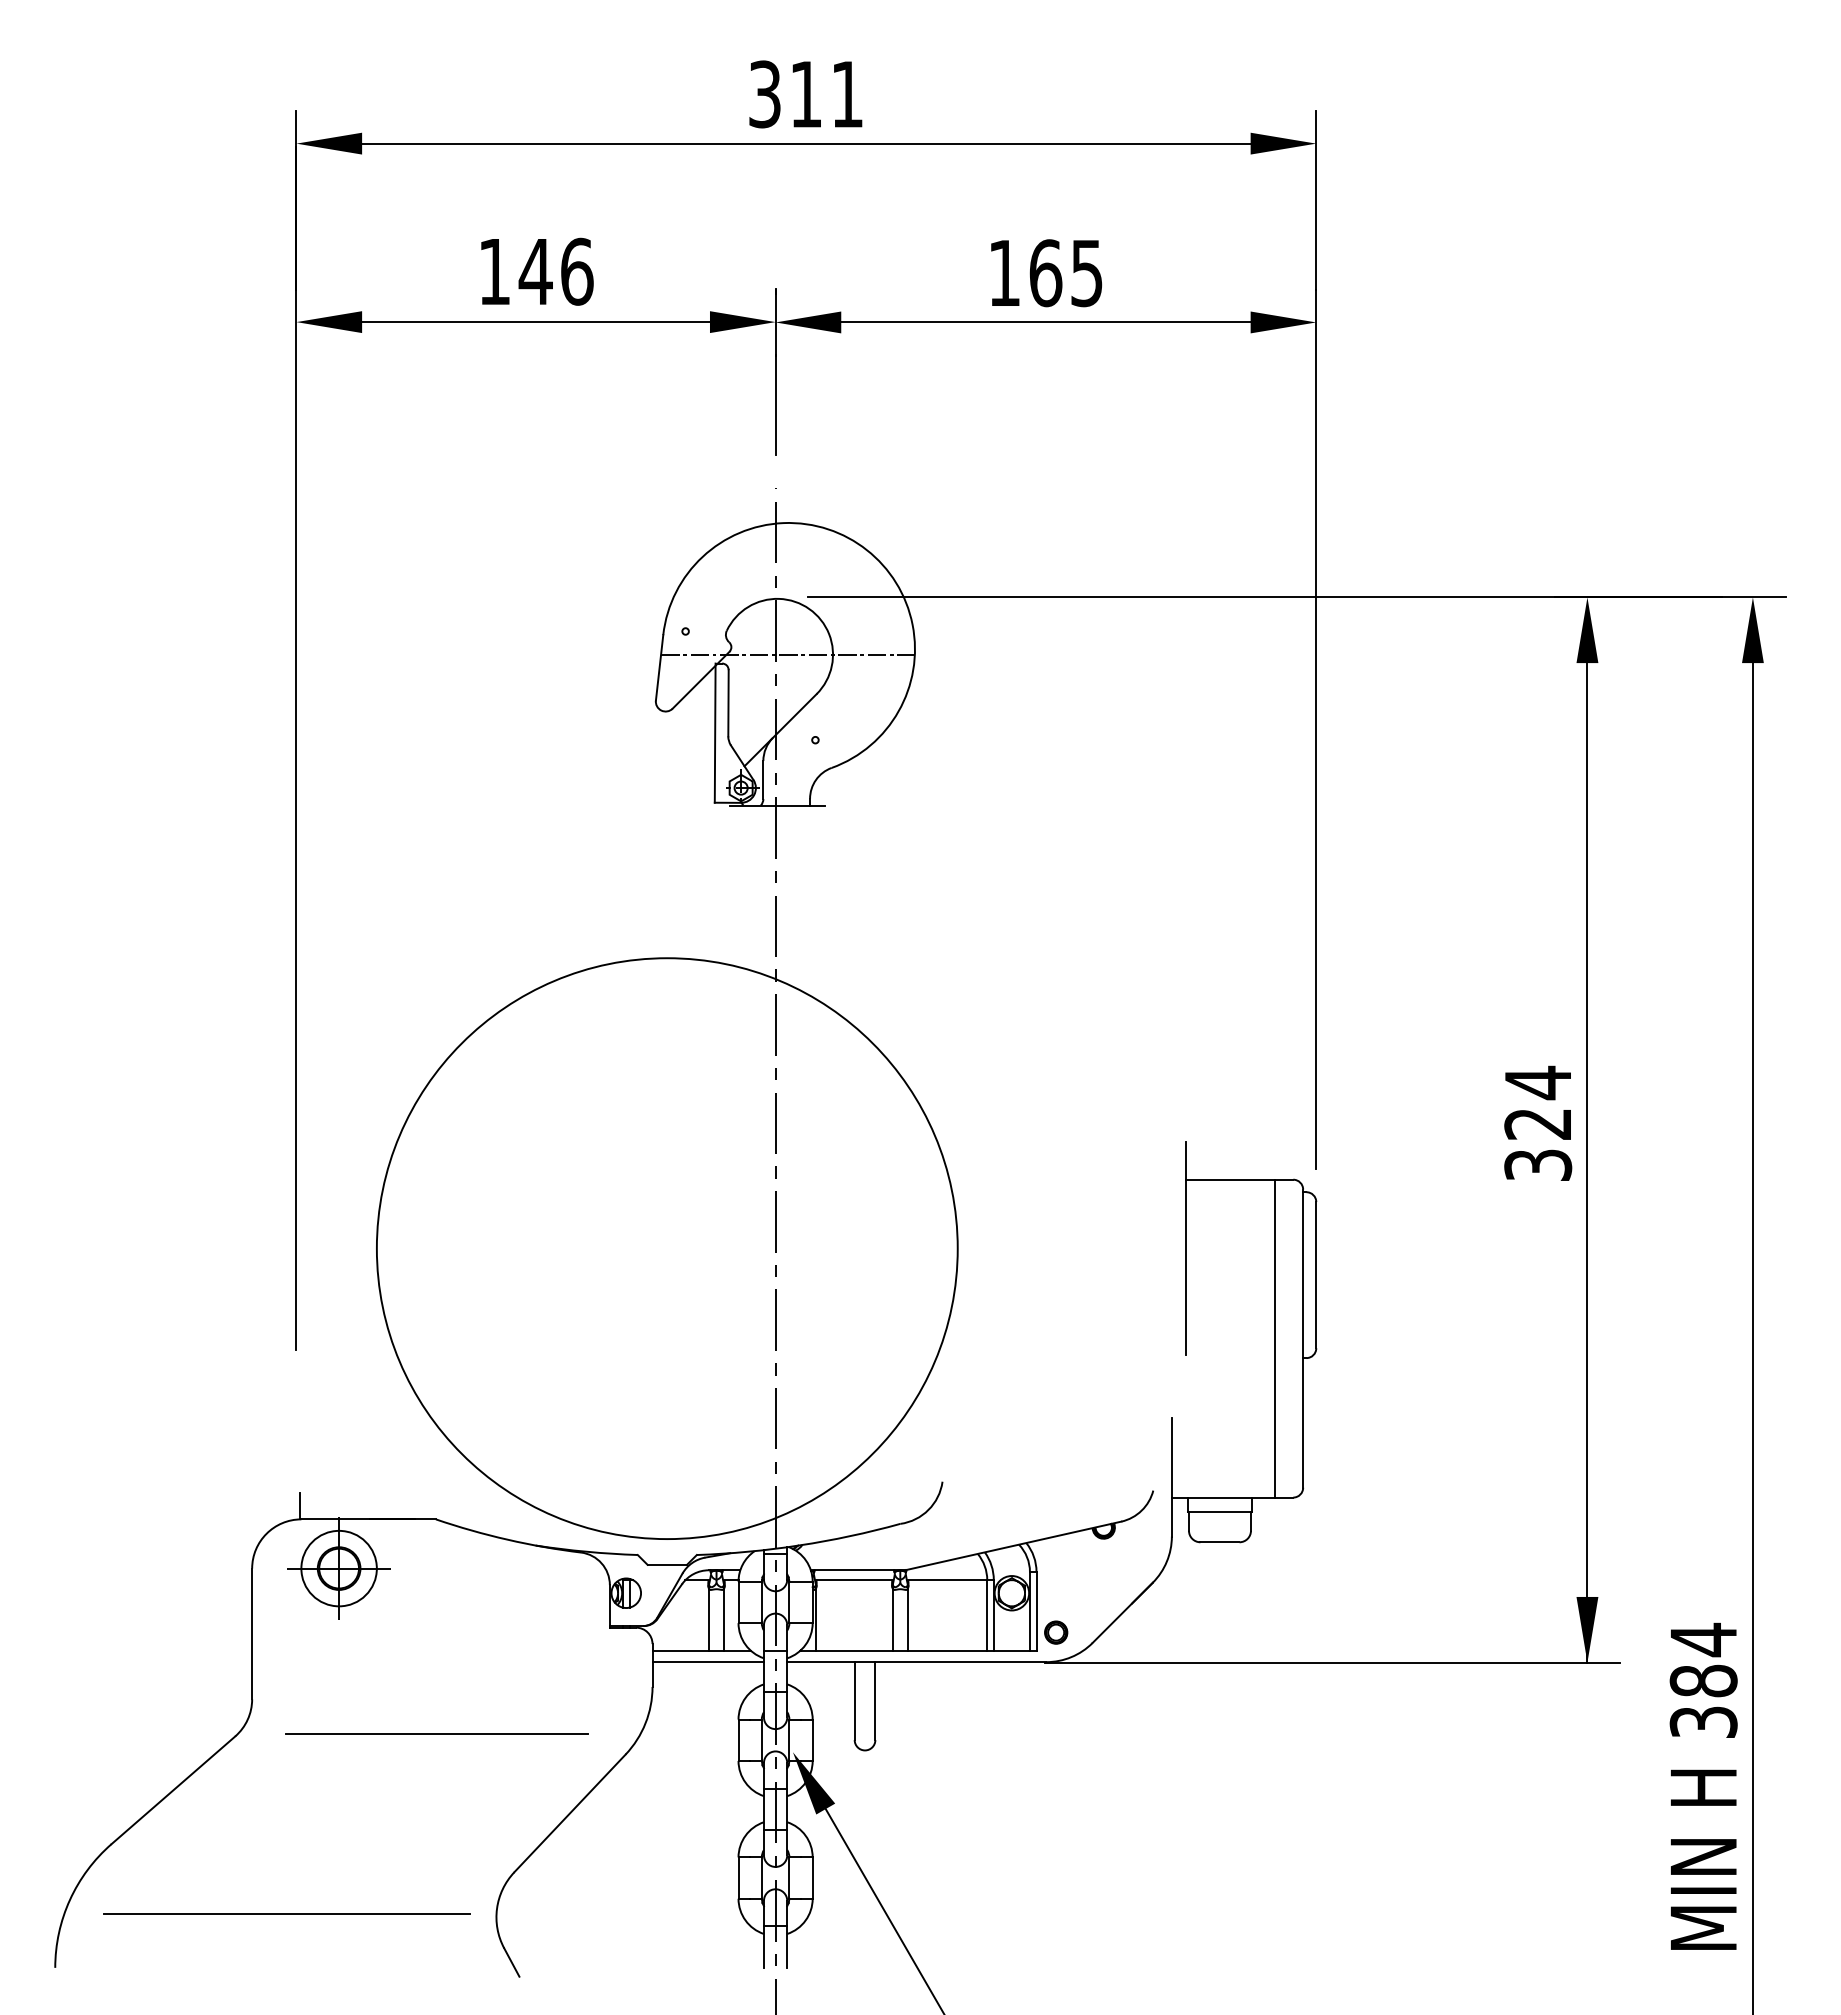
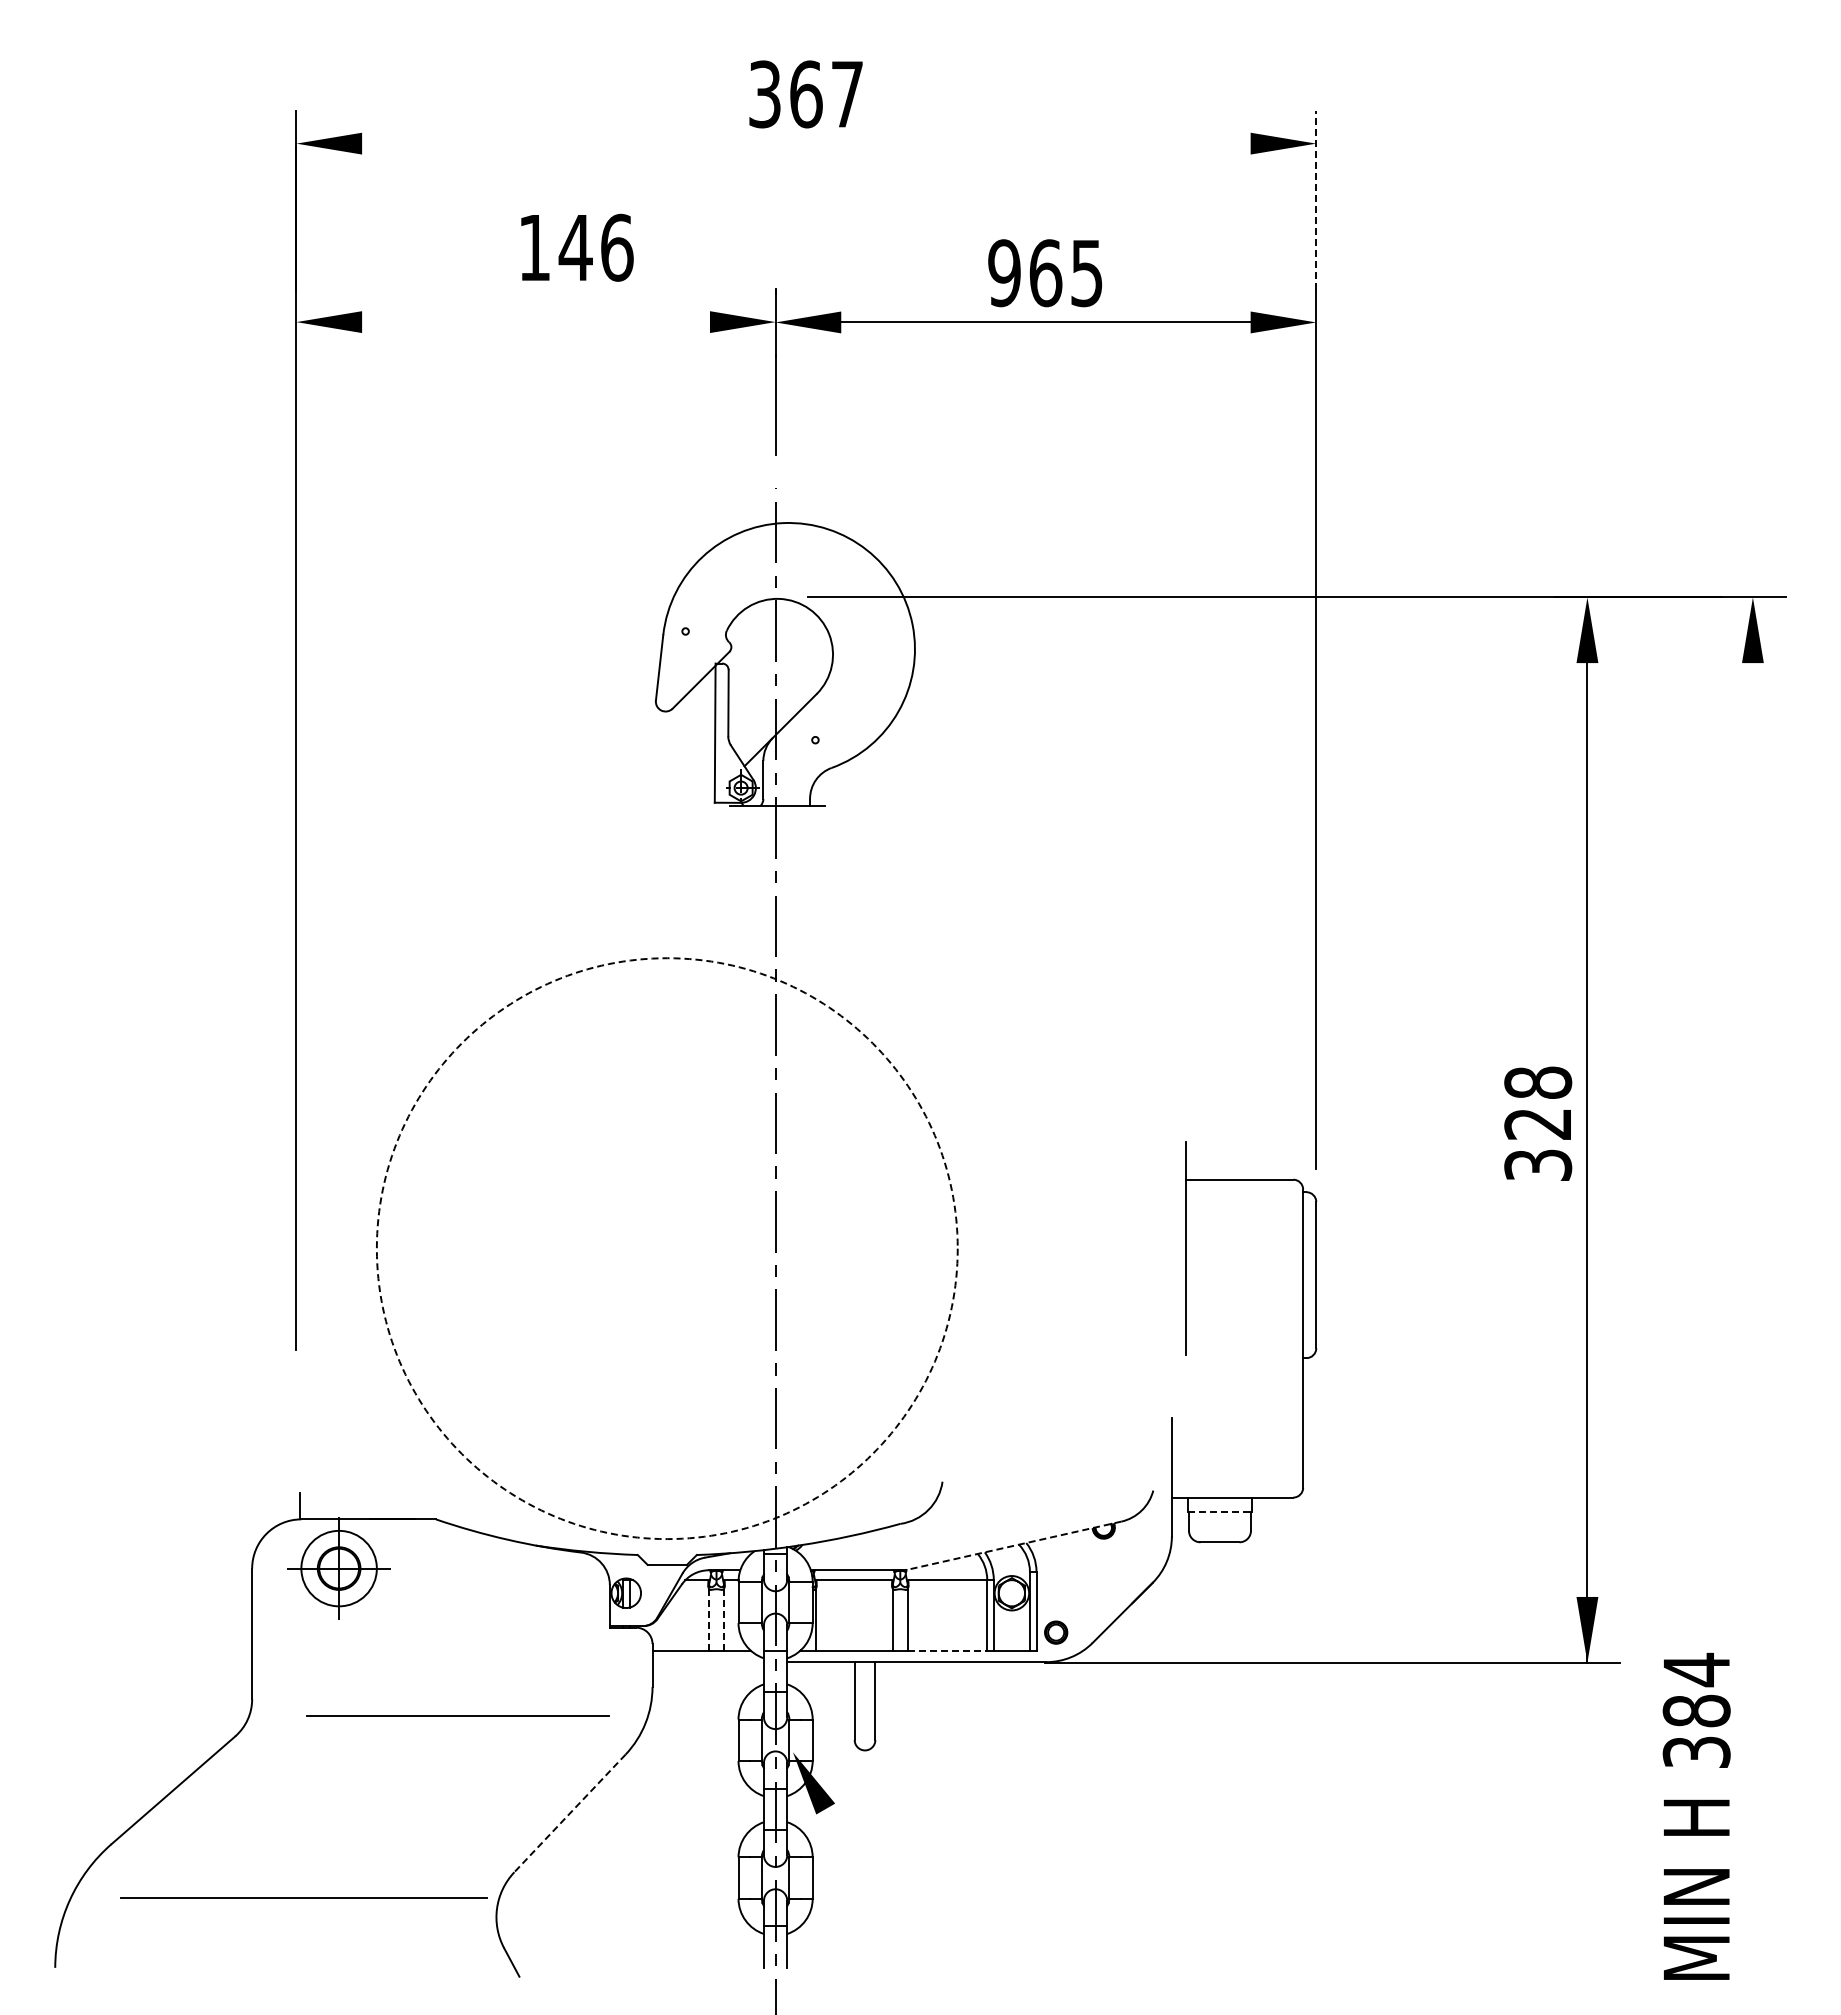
text: 311 -> 367 (826, 94)
line: present -> none (806, 143)
line: solid -> dashed (1316, 199)
text position: (537, 271) -> (577, 247) (577, 247)
text: 165 -> 965 (1004, 273)
line: present -> none (535, 322)
line: present -> none (787, 654)
text: 324 -> 328 (1538, 1082)
circle: solid -> dashed (666, 1248)
line: present -> none (1752, 1337)
line: present -> none (1275, 1338)
line: solid -> dashed (1220, 1511)
line: solid -> dashed (1013, 1545)
line: solid -> dashed (708, 1619)
line: solid -> dashed (724, 1619)
line: solid -> dashed (947, 1650)
line: present -> none (707, 1662)
line position: (436, 1733) -> (457, 1715) (457, 1715)
text position: (1703, 1785) -> (1696, 1815) (1696, 1815)
line: solid -> dashed (570, 1813)
line: present -> none (883, 1910)
line position: (286, 1913) -> (303, 1897) (303, 1897)
